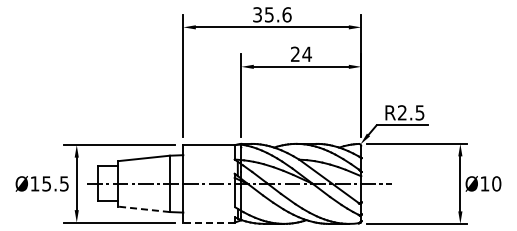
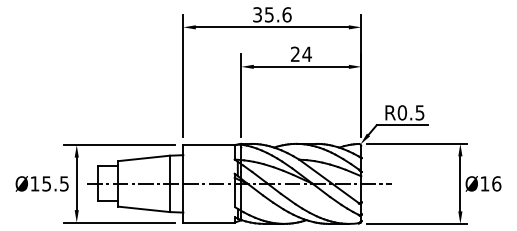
text: R2.5 -> R0.5 (401, 112)
text: Ø10 -> Ø16 (496, 183)
line: dashed -> solid (144, 209)
line: dashed -> solid (209, 222)
